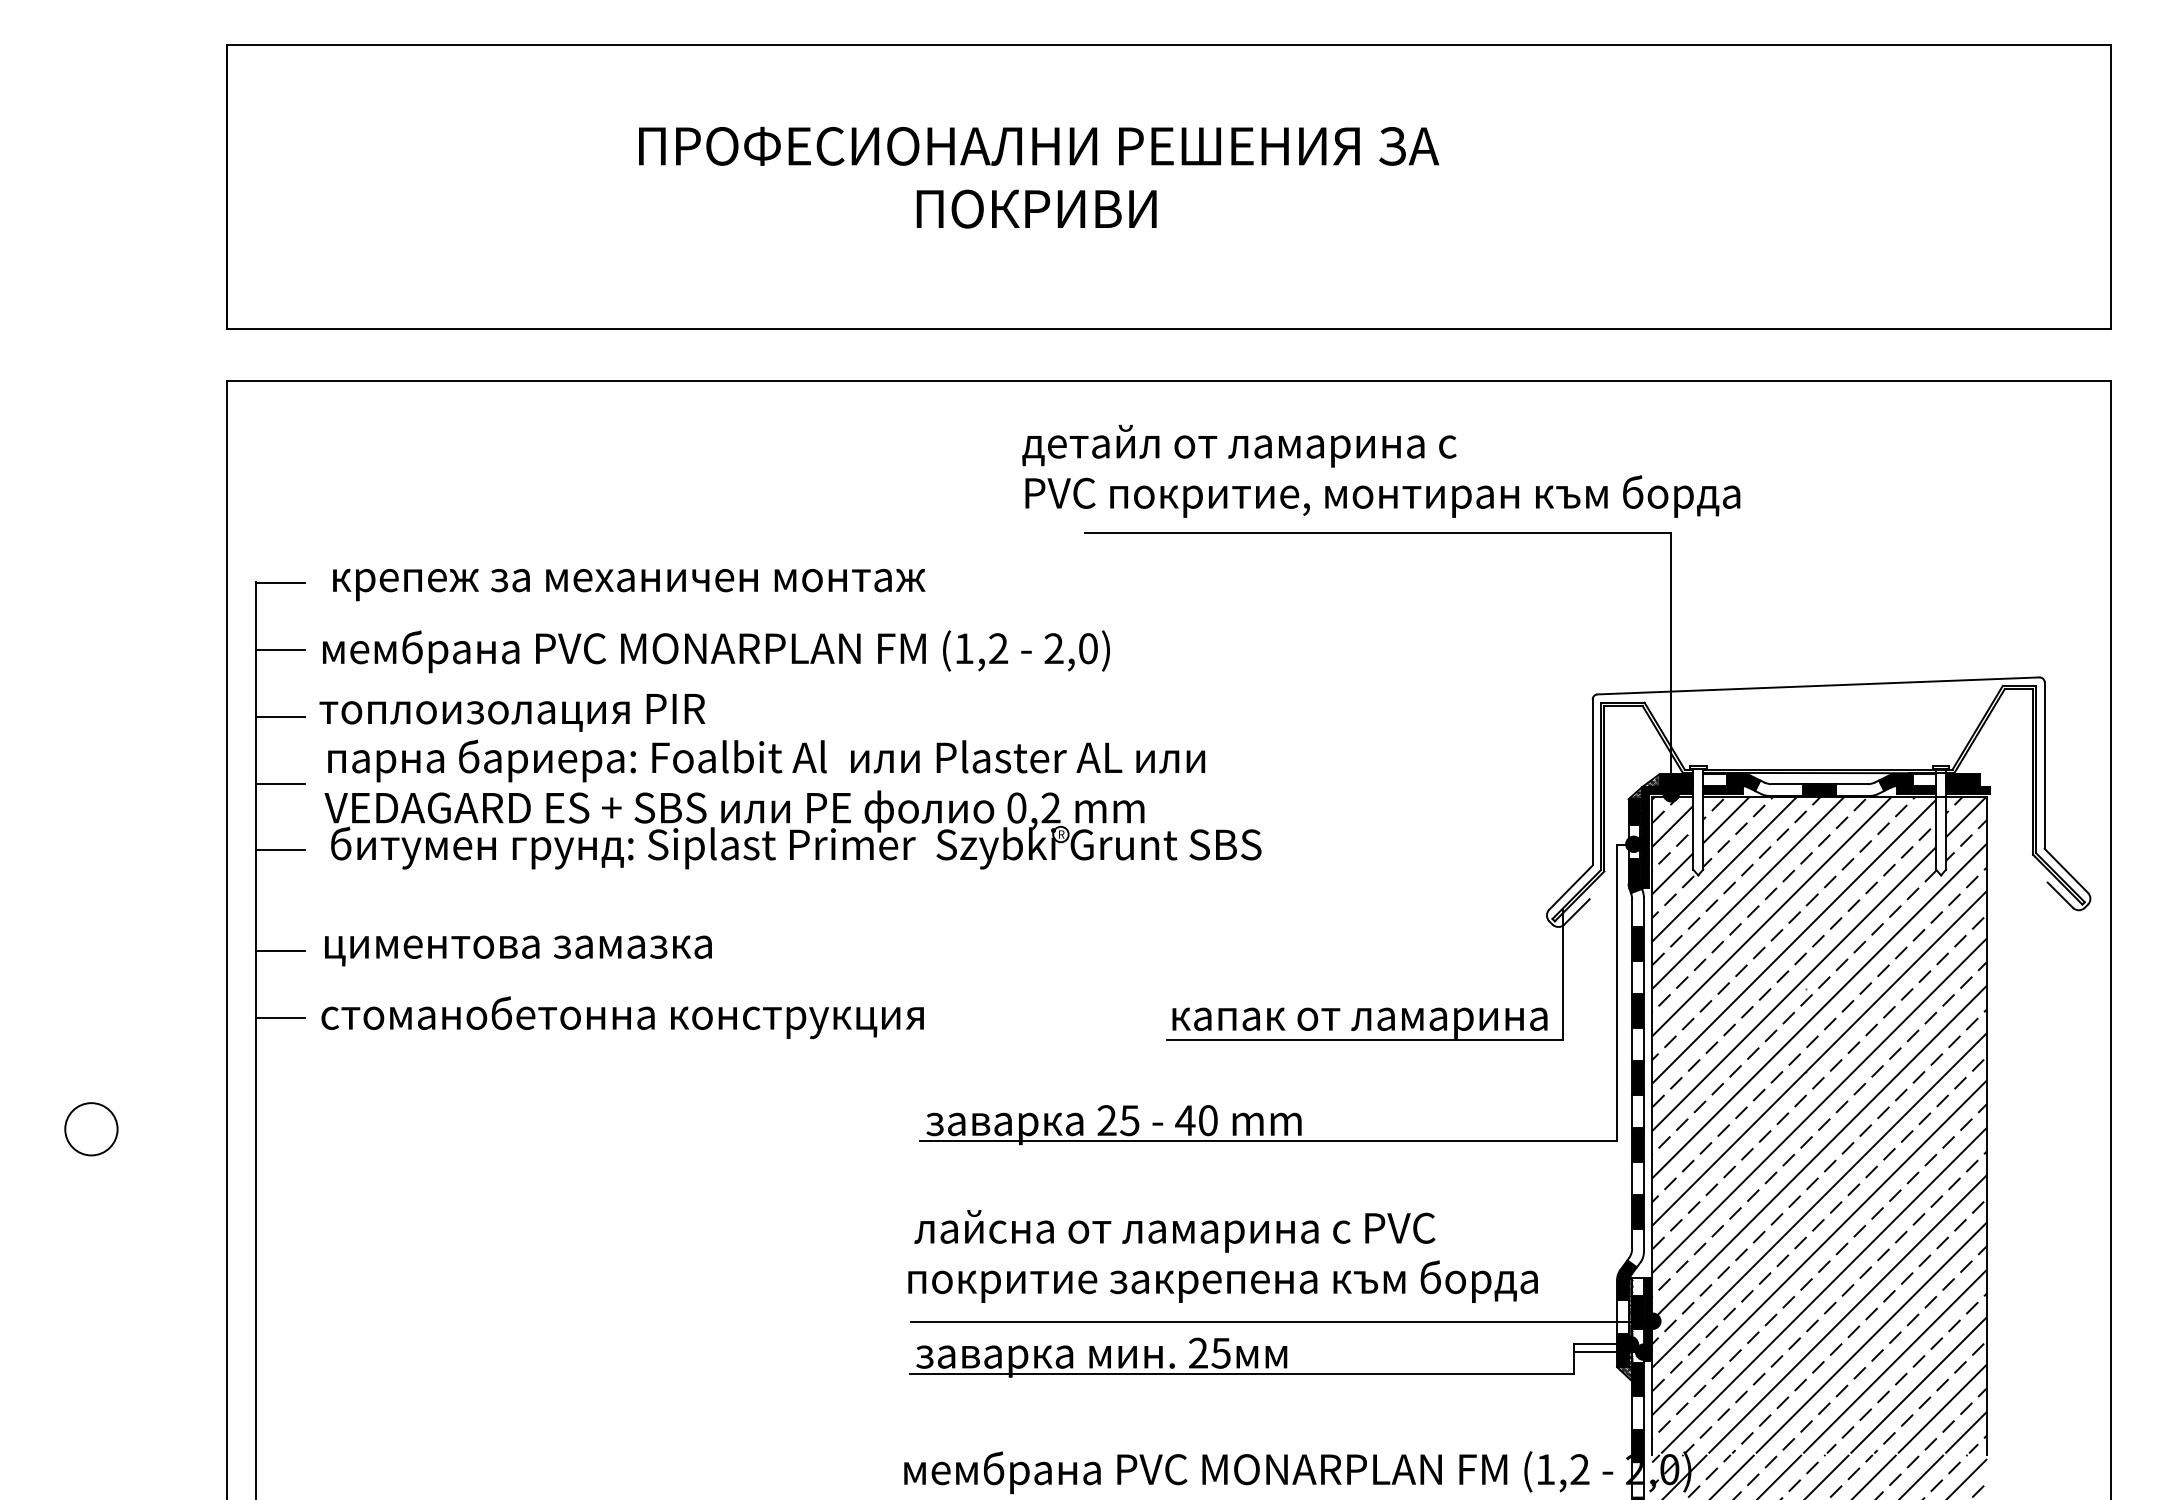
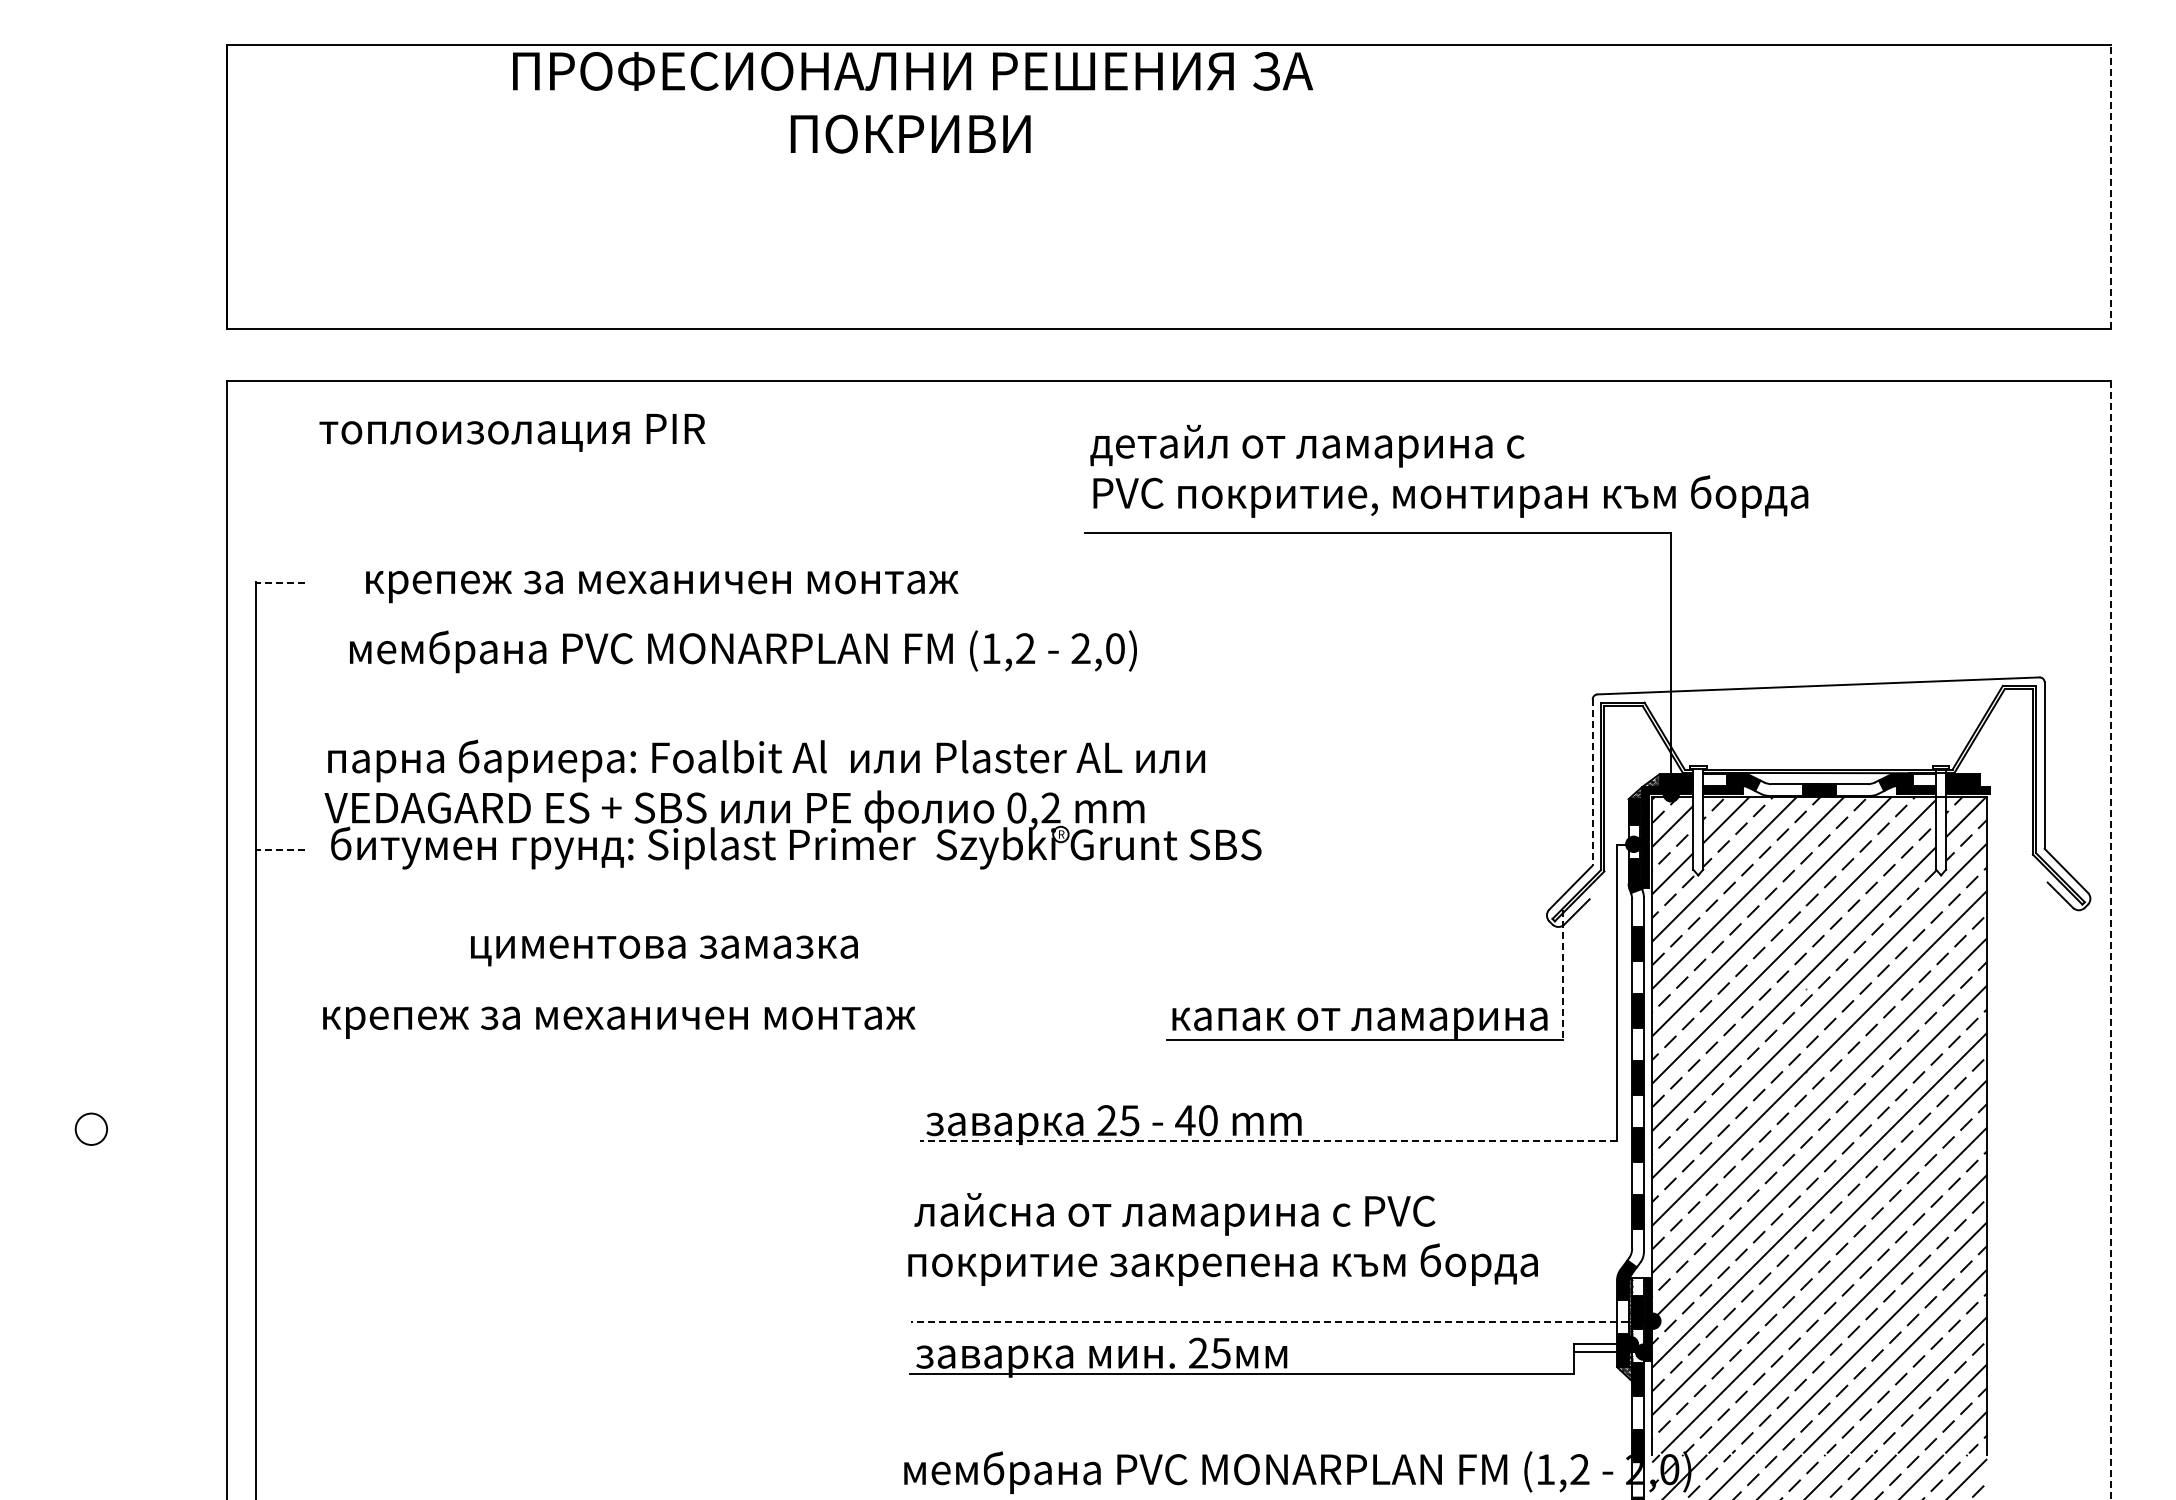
text position: (1039, 177) -> (913, 102) (913, 102)
line: solid -> dashed (2110, 187)
text position: (1381, 470) -> (1449, 470) (1449, 470)
line: solid -> dashed (280, 582)
text position: (629, 585) -> (662, 587) (662, 587)
line: present -> none (280, 649)
text position: (716, 651) -> (743, 651) (743, 651)
text position: (512, 712) -> (512, 432) (512, 432)
line: present -> none (280, 716)
line: solid -> dashed (1592, 782)
line: present -> none (280, 783)
line: solid -> dashed (280, 850)
line: solid -> dashed (2110, 940)
line: present -> none (280, 950)
text position: (518, 950) -> (664, 950) (664, 950)
line: solid -> dashed (1563, 974)
line: present -> none (280, 1017)
text: стоманобетонна конструкция -> крепеж за механичен монтаж (622, 1017)
circle diameter: 52 px -> 31 px (91, 1128)
line: solid -> dashed (1268, 1140)
text position: (1222, 1256) -> (1222, 1239) (1222, 1239)
line: solid -> dashed (1280, 1321)
